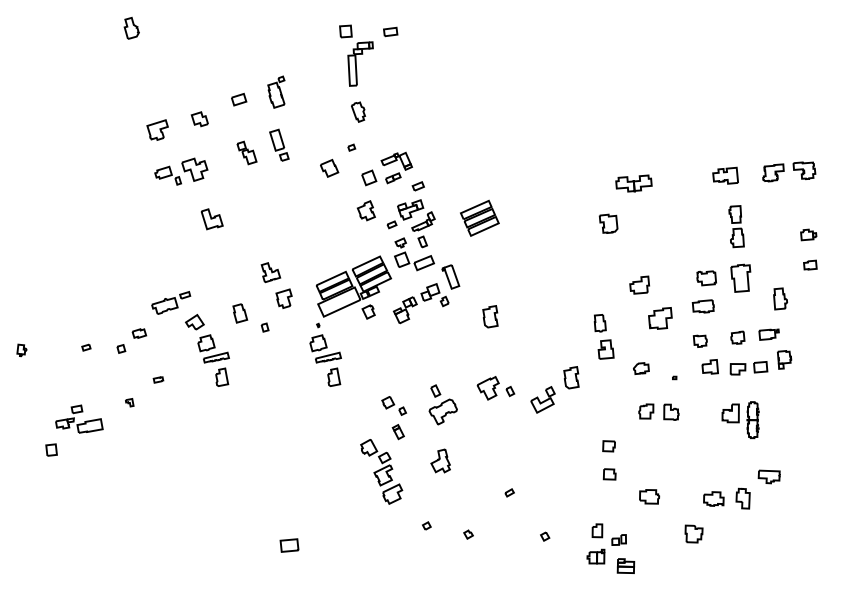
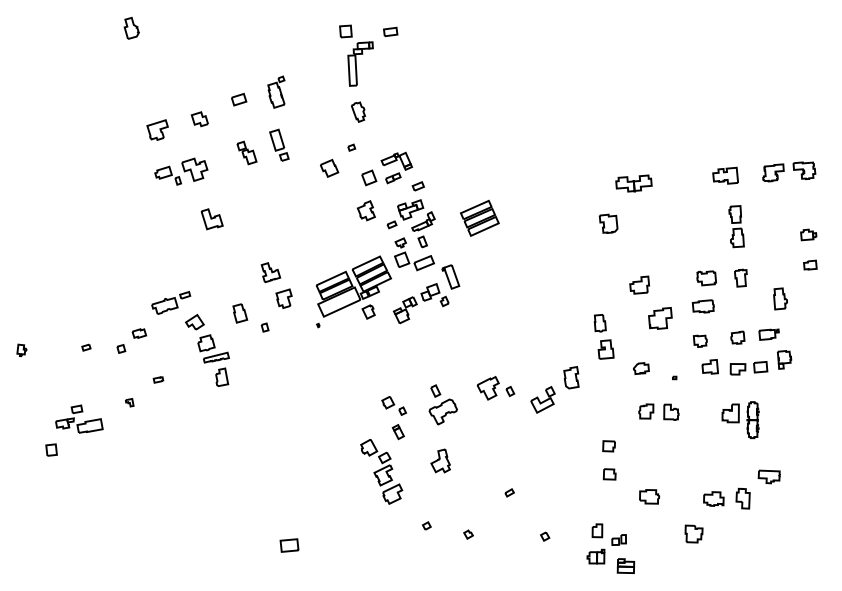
part size: 22x30 px -> 14x20 px (740, 277)
part: present -> none (490, 316)
part: present -> none (325, 360)
